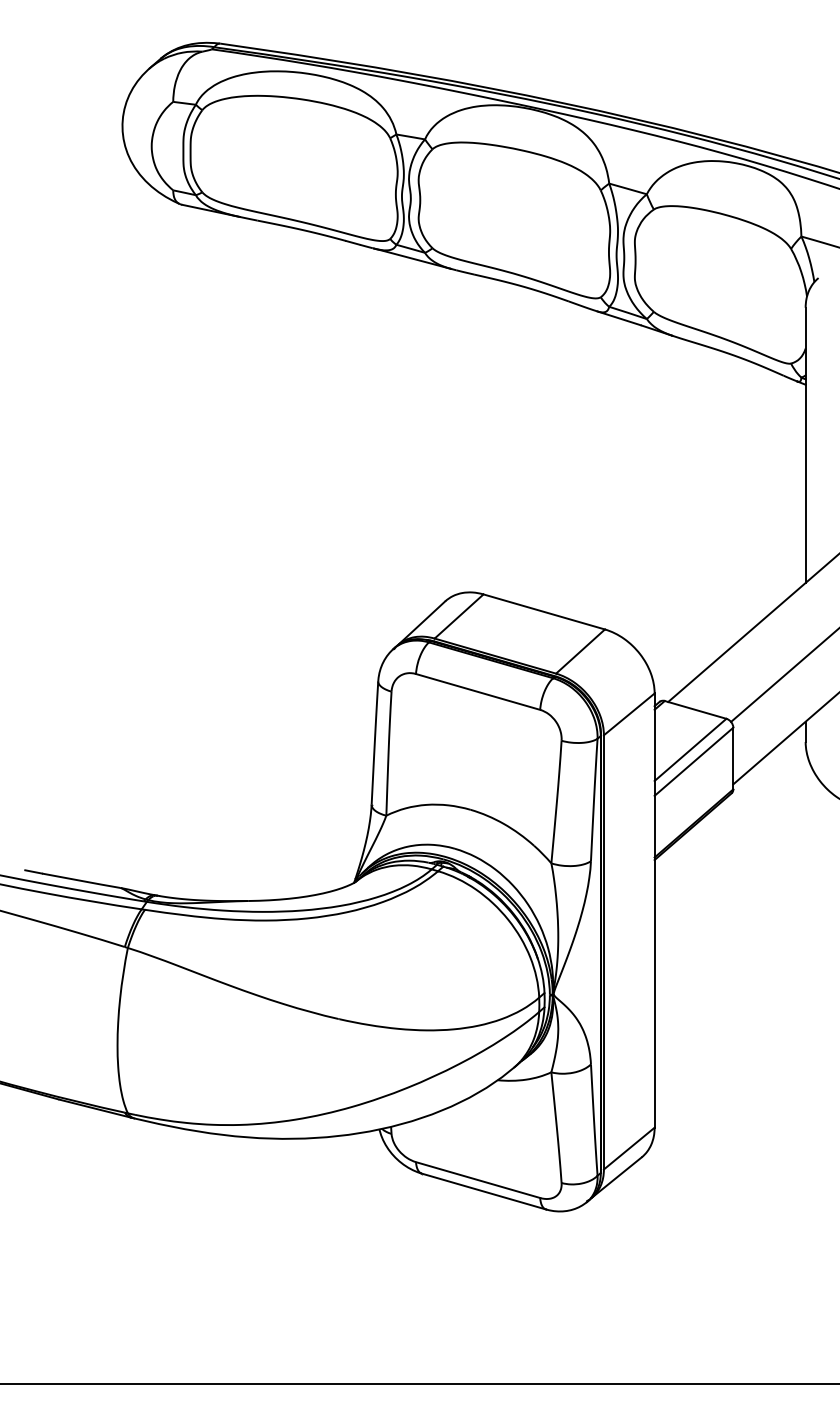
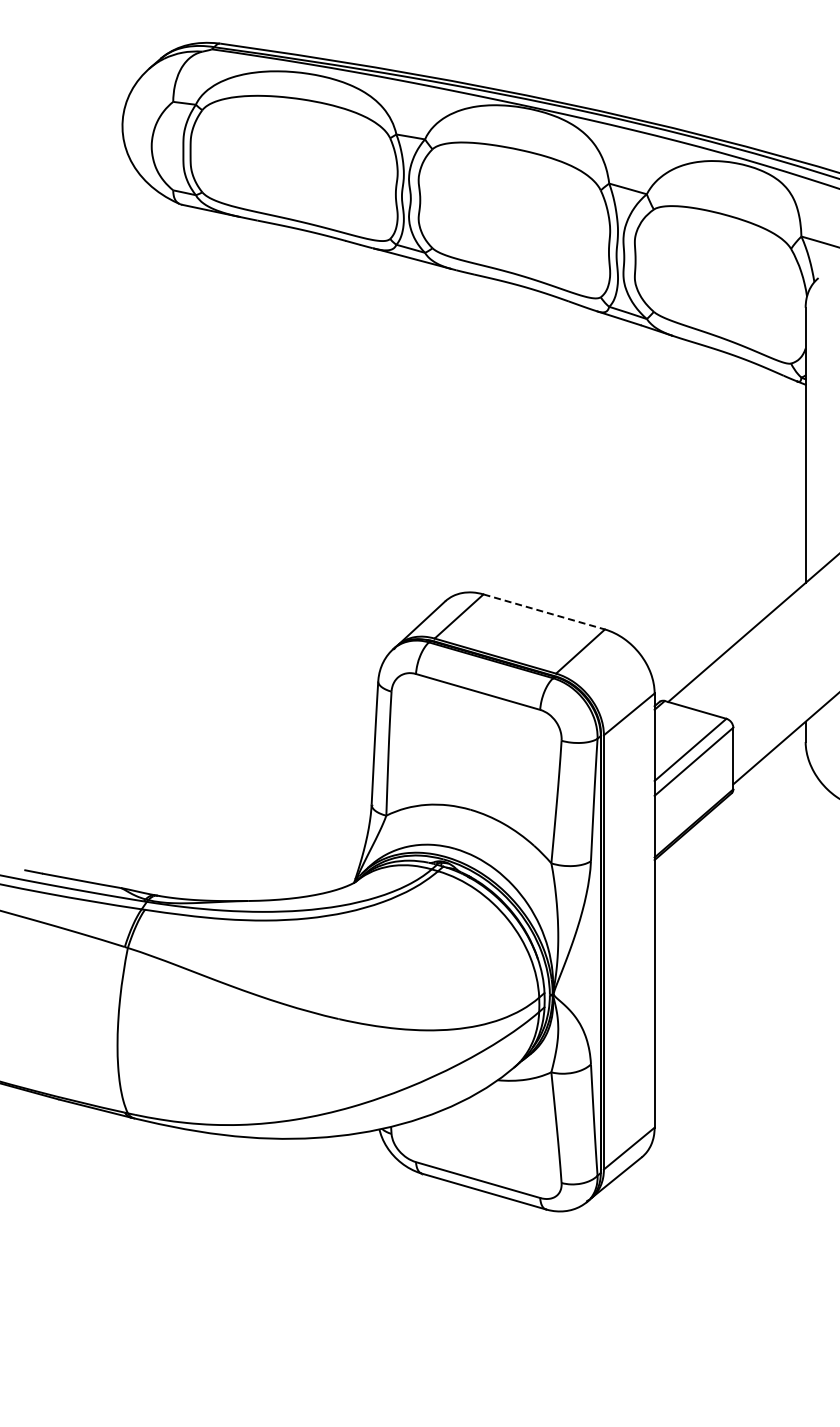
line: solid -> dashed (544, 612)
line: present -> none (783, 675)
line: present -> none (419, 1384)
